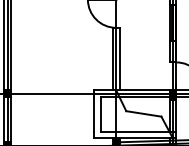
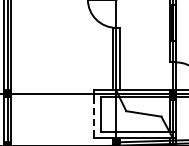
line: solid -> dashed (94, 114)
